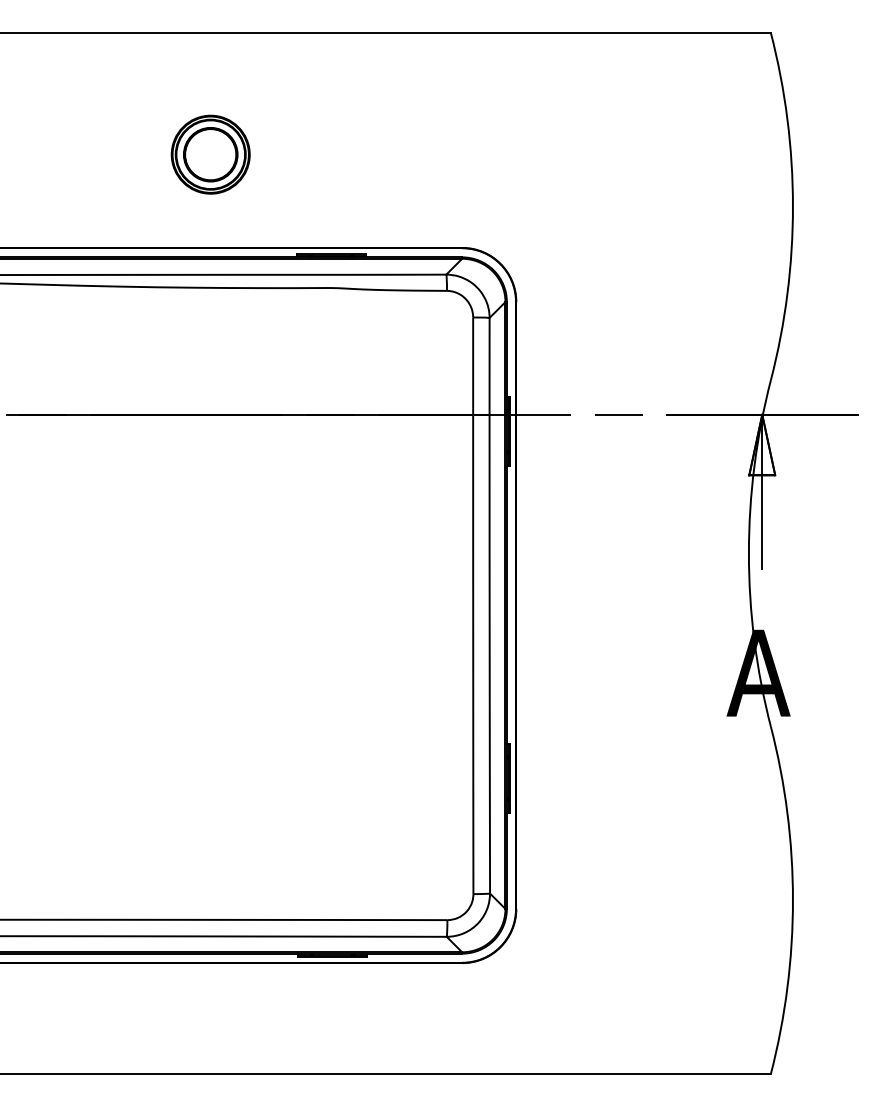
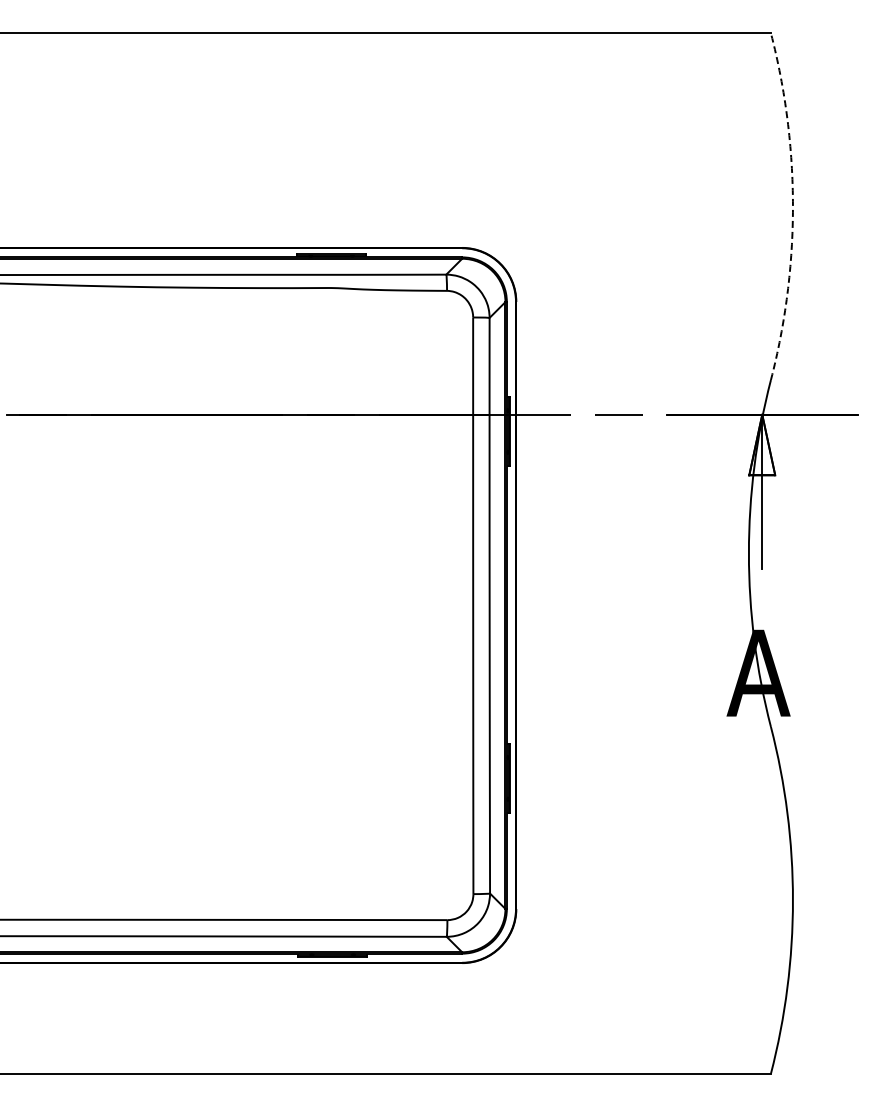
part: present -> none (210, 154)
arc: solid -> dashed (792, 206)
